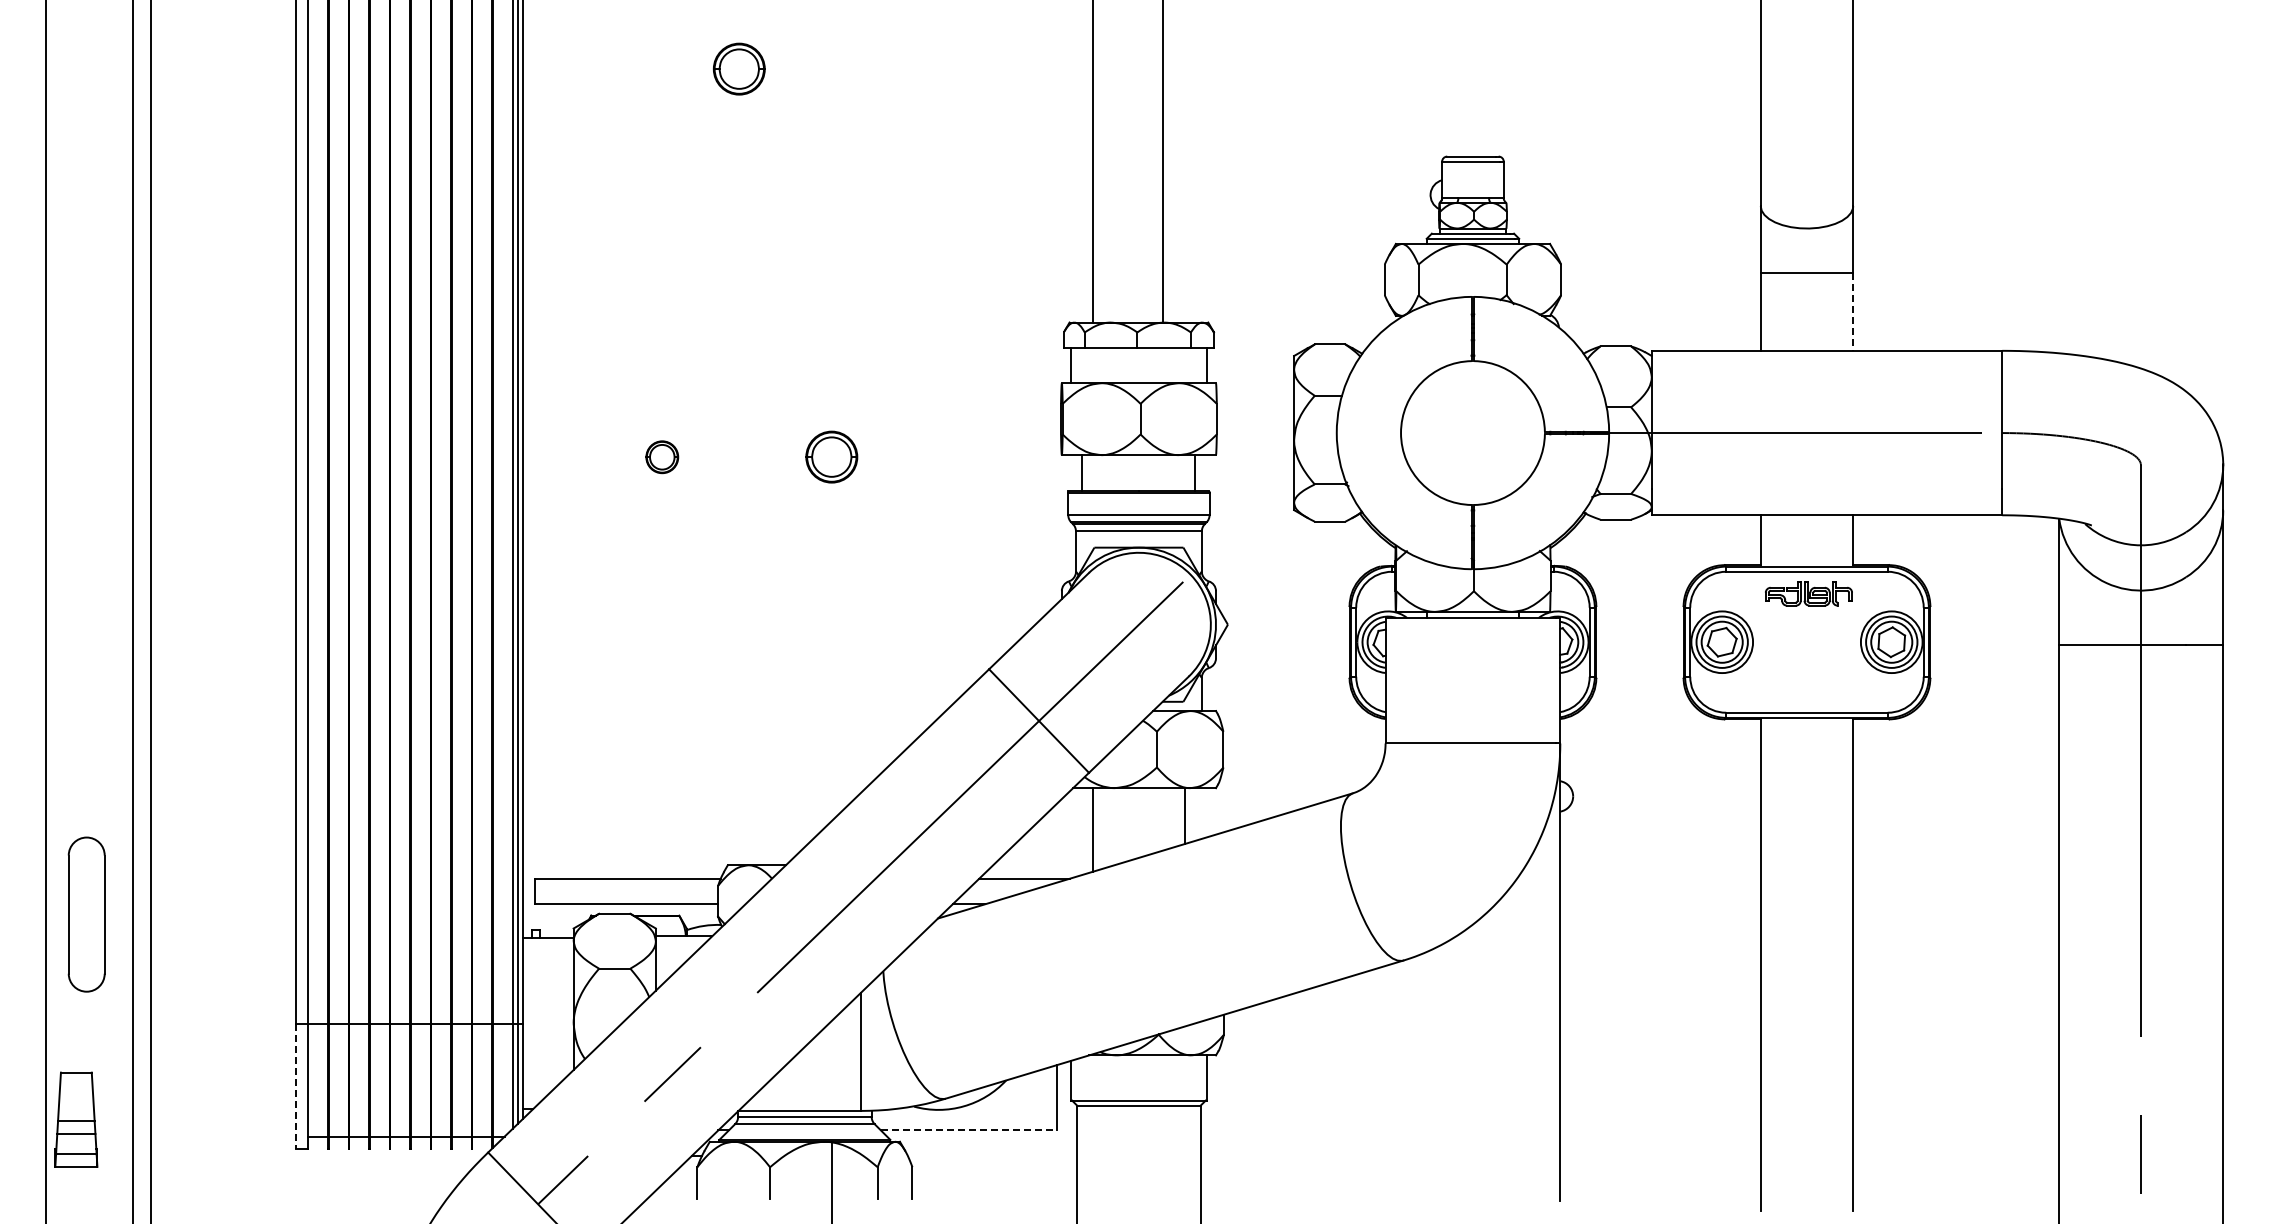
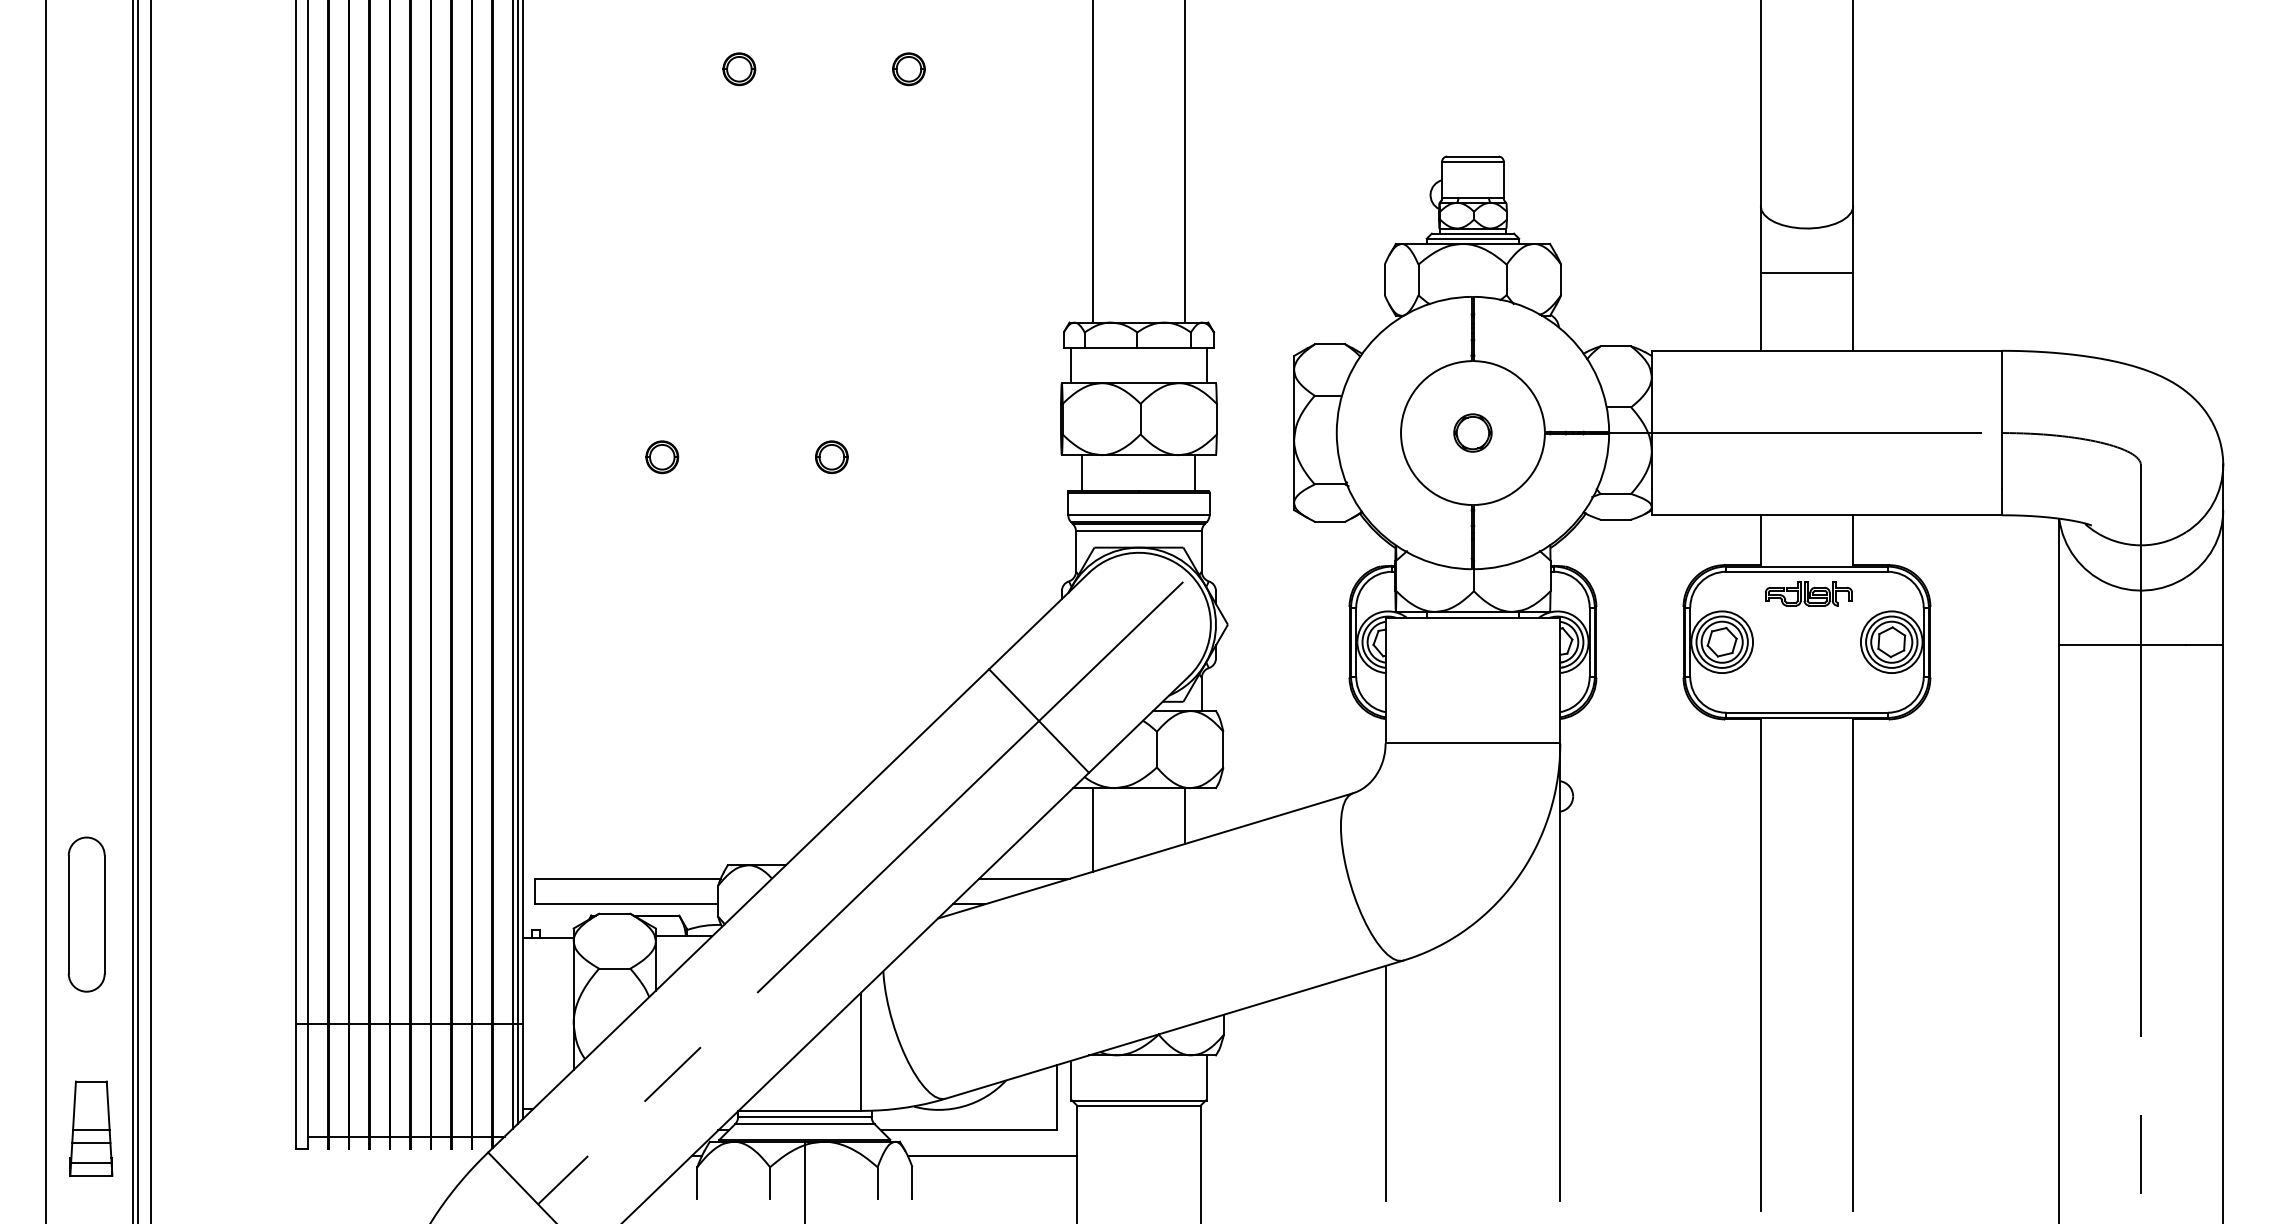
part size: 53x54 px -> 35x35 px (739, 69)
part: none -> present (908, 69)
line position: (1163, 162) -> (1185, 162) (1185, 162)
line: dashed -> solid (1853, 312)
part: none -> present (1472, 432)
part size: 54x54 px -> 34x35 px (831, 457)
line: none -> present (138, 611)
line: none -> present (1385, 1083)
line: dashed -> solid (296, 1086)
part position: (76, 1119) -> (91, 1128) (91, 1128)
line: dashed -> solid (968, 1130)
line: none -> present (992, 1156)
line position: (831, 1180) -> (804, 1180) (804, 1180)
